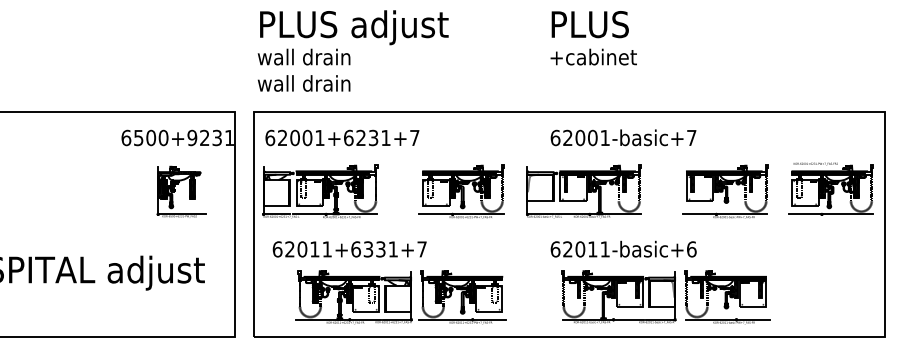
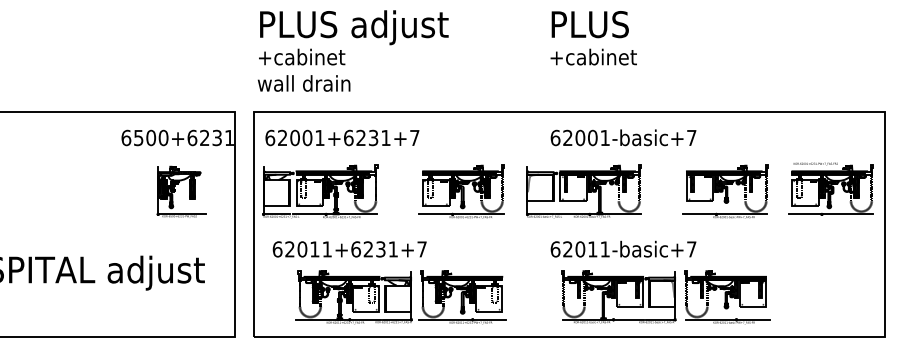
text: wall drain -> +cabinet (303, 56)
text: 6500+9231 -> 6500+6231 (192, 137)
text: 62011+6331+7 -> 62011+6231+7 (368, 249)
text: 62011-basic+6 -> 62011-basic+7 (691, 249)
